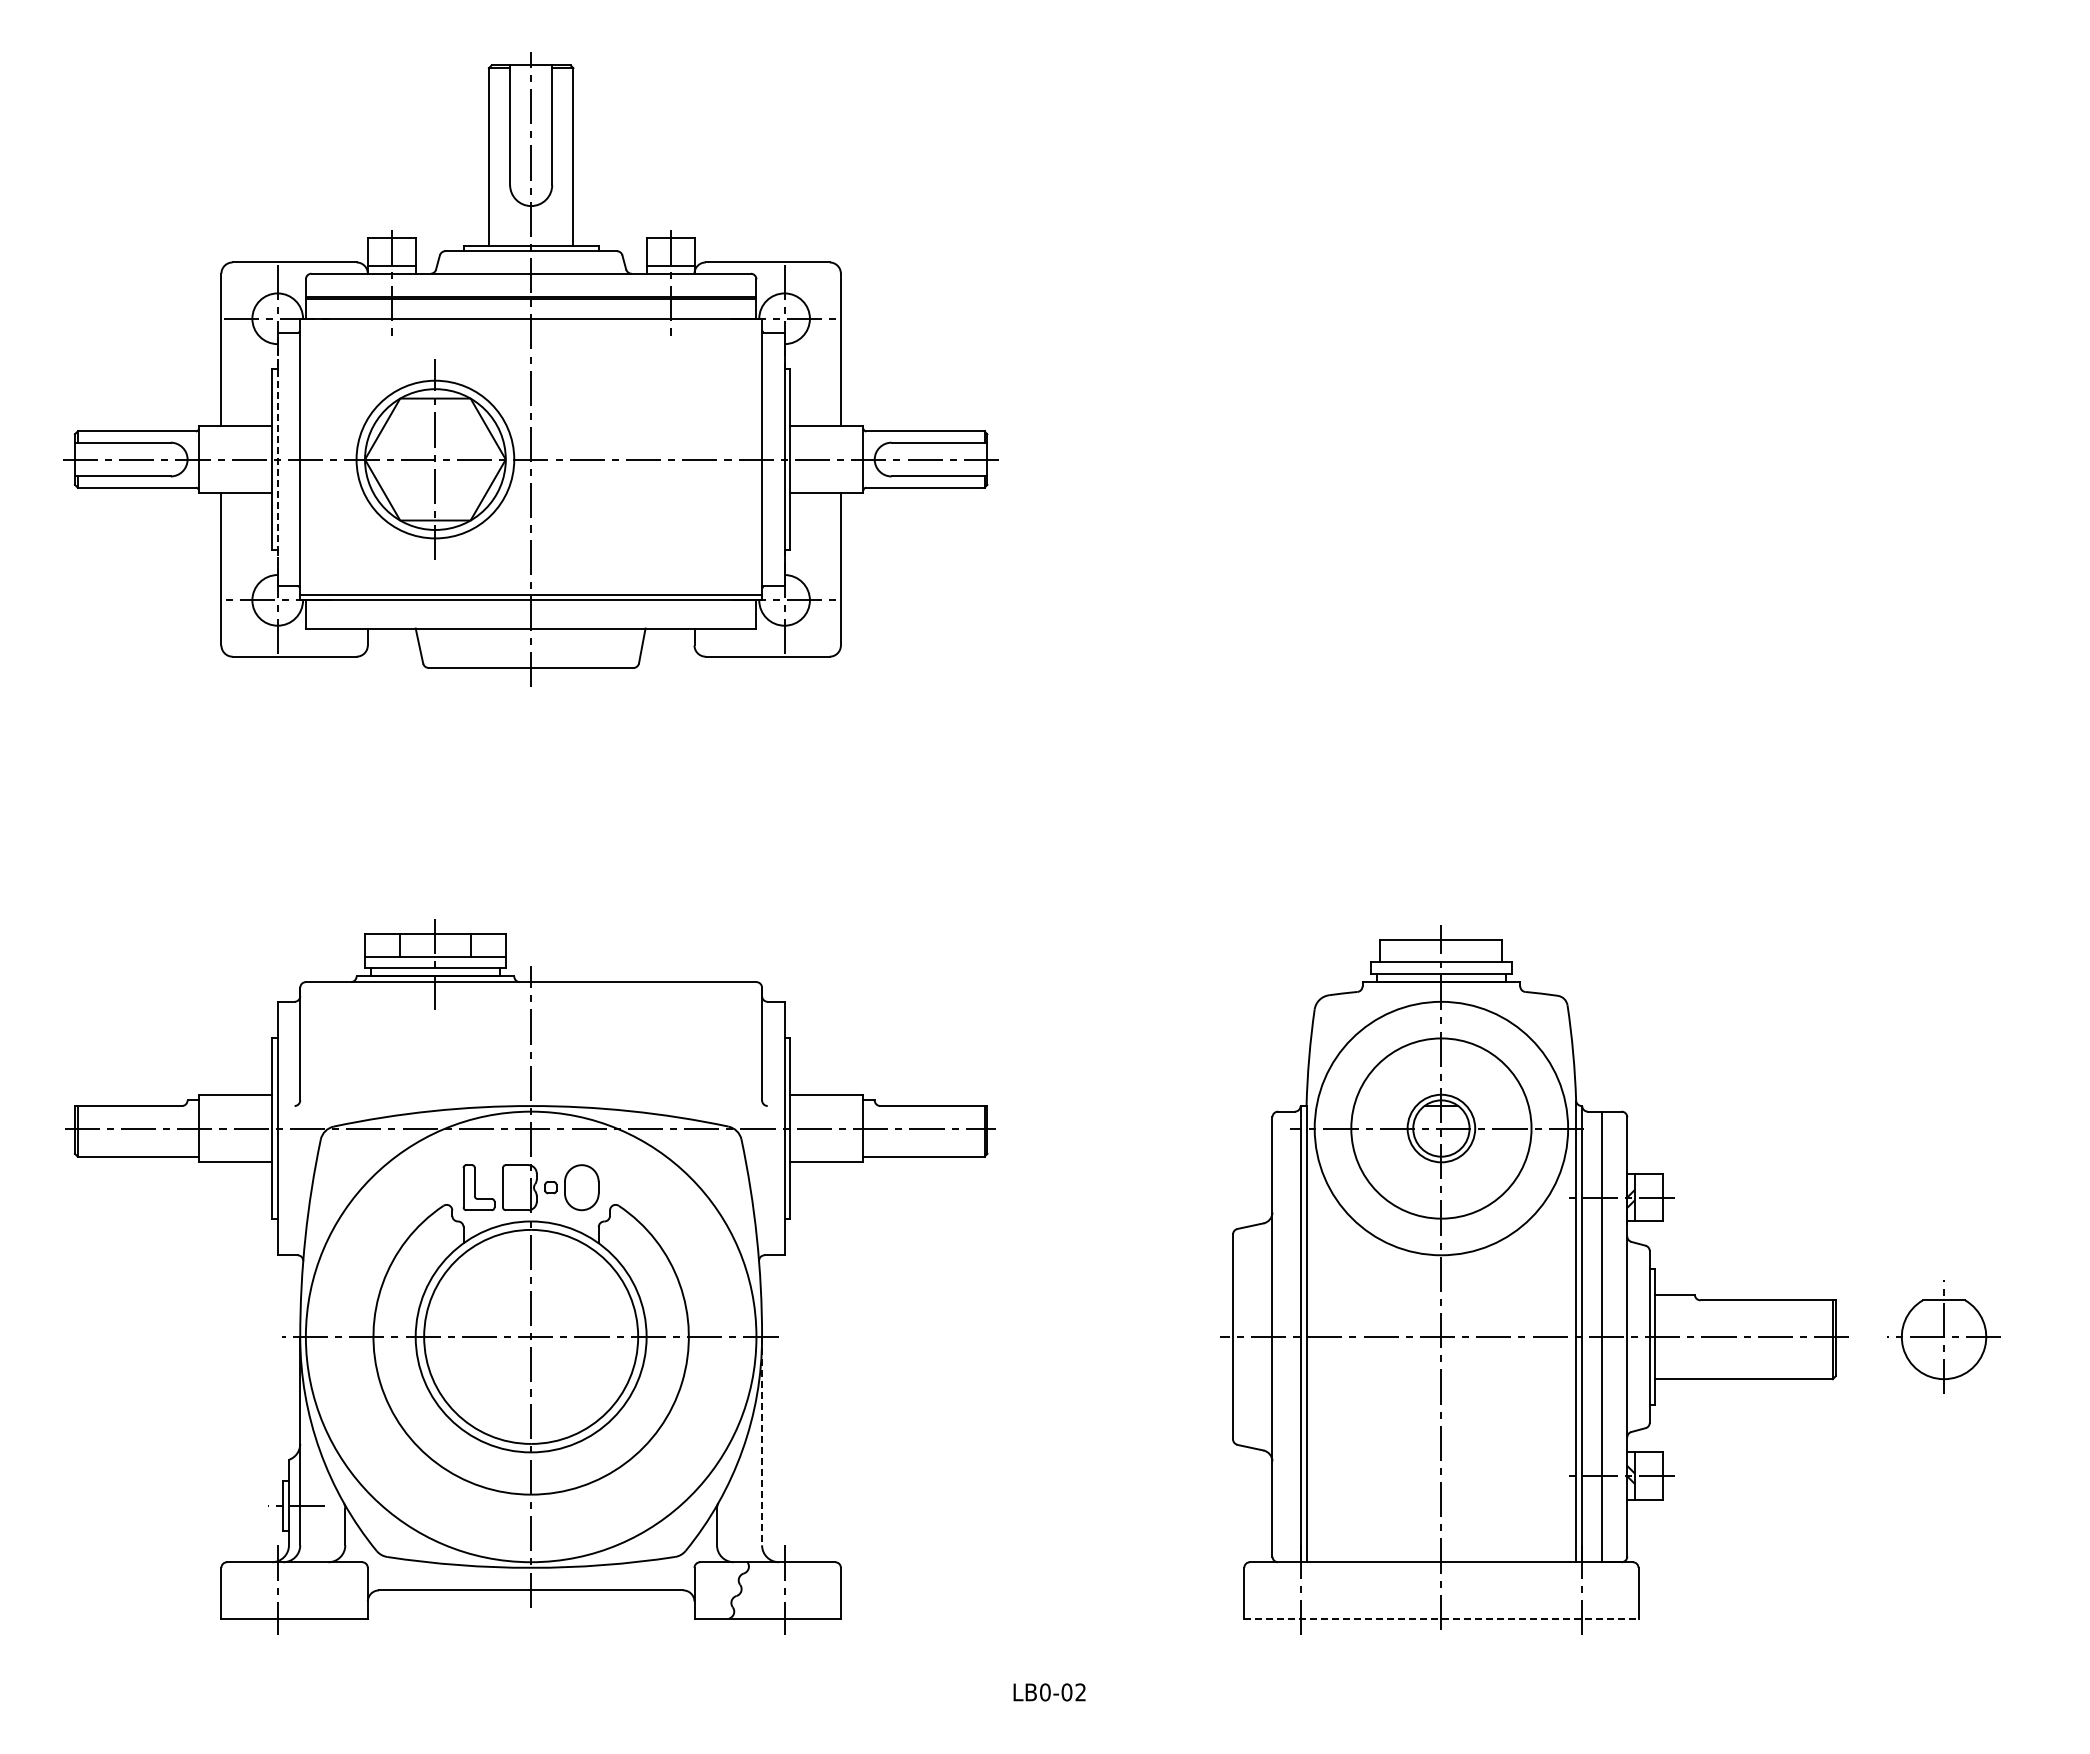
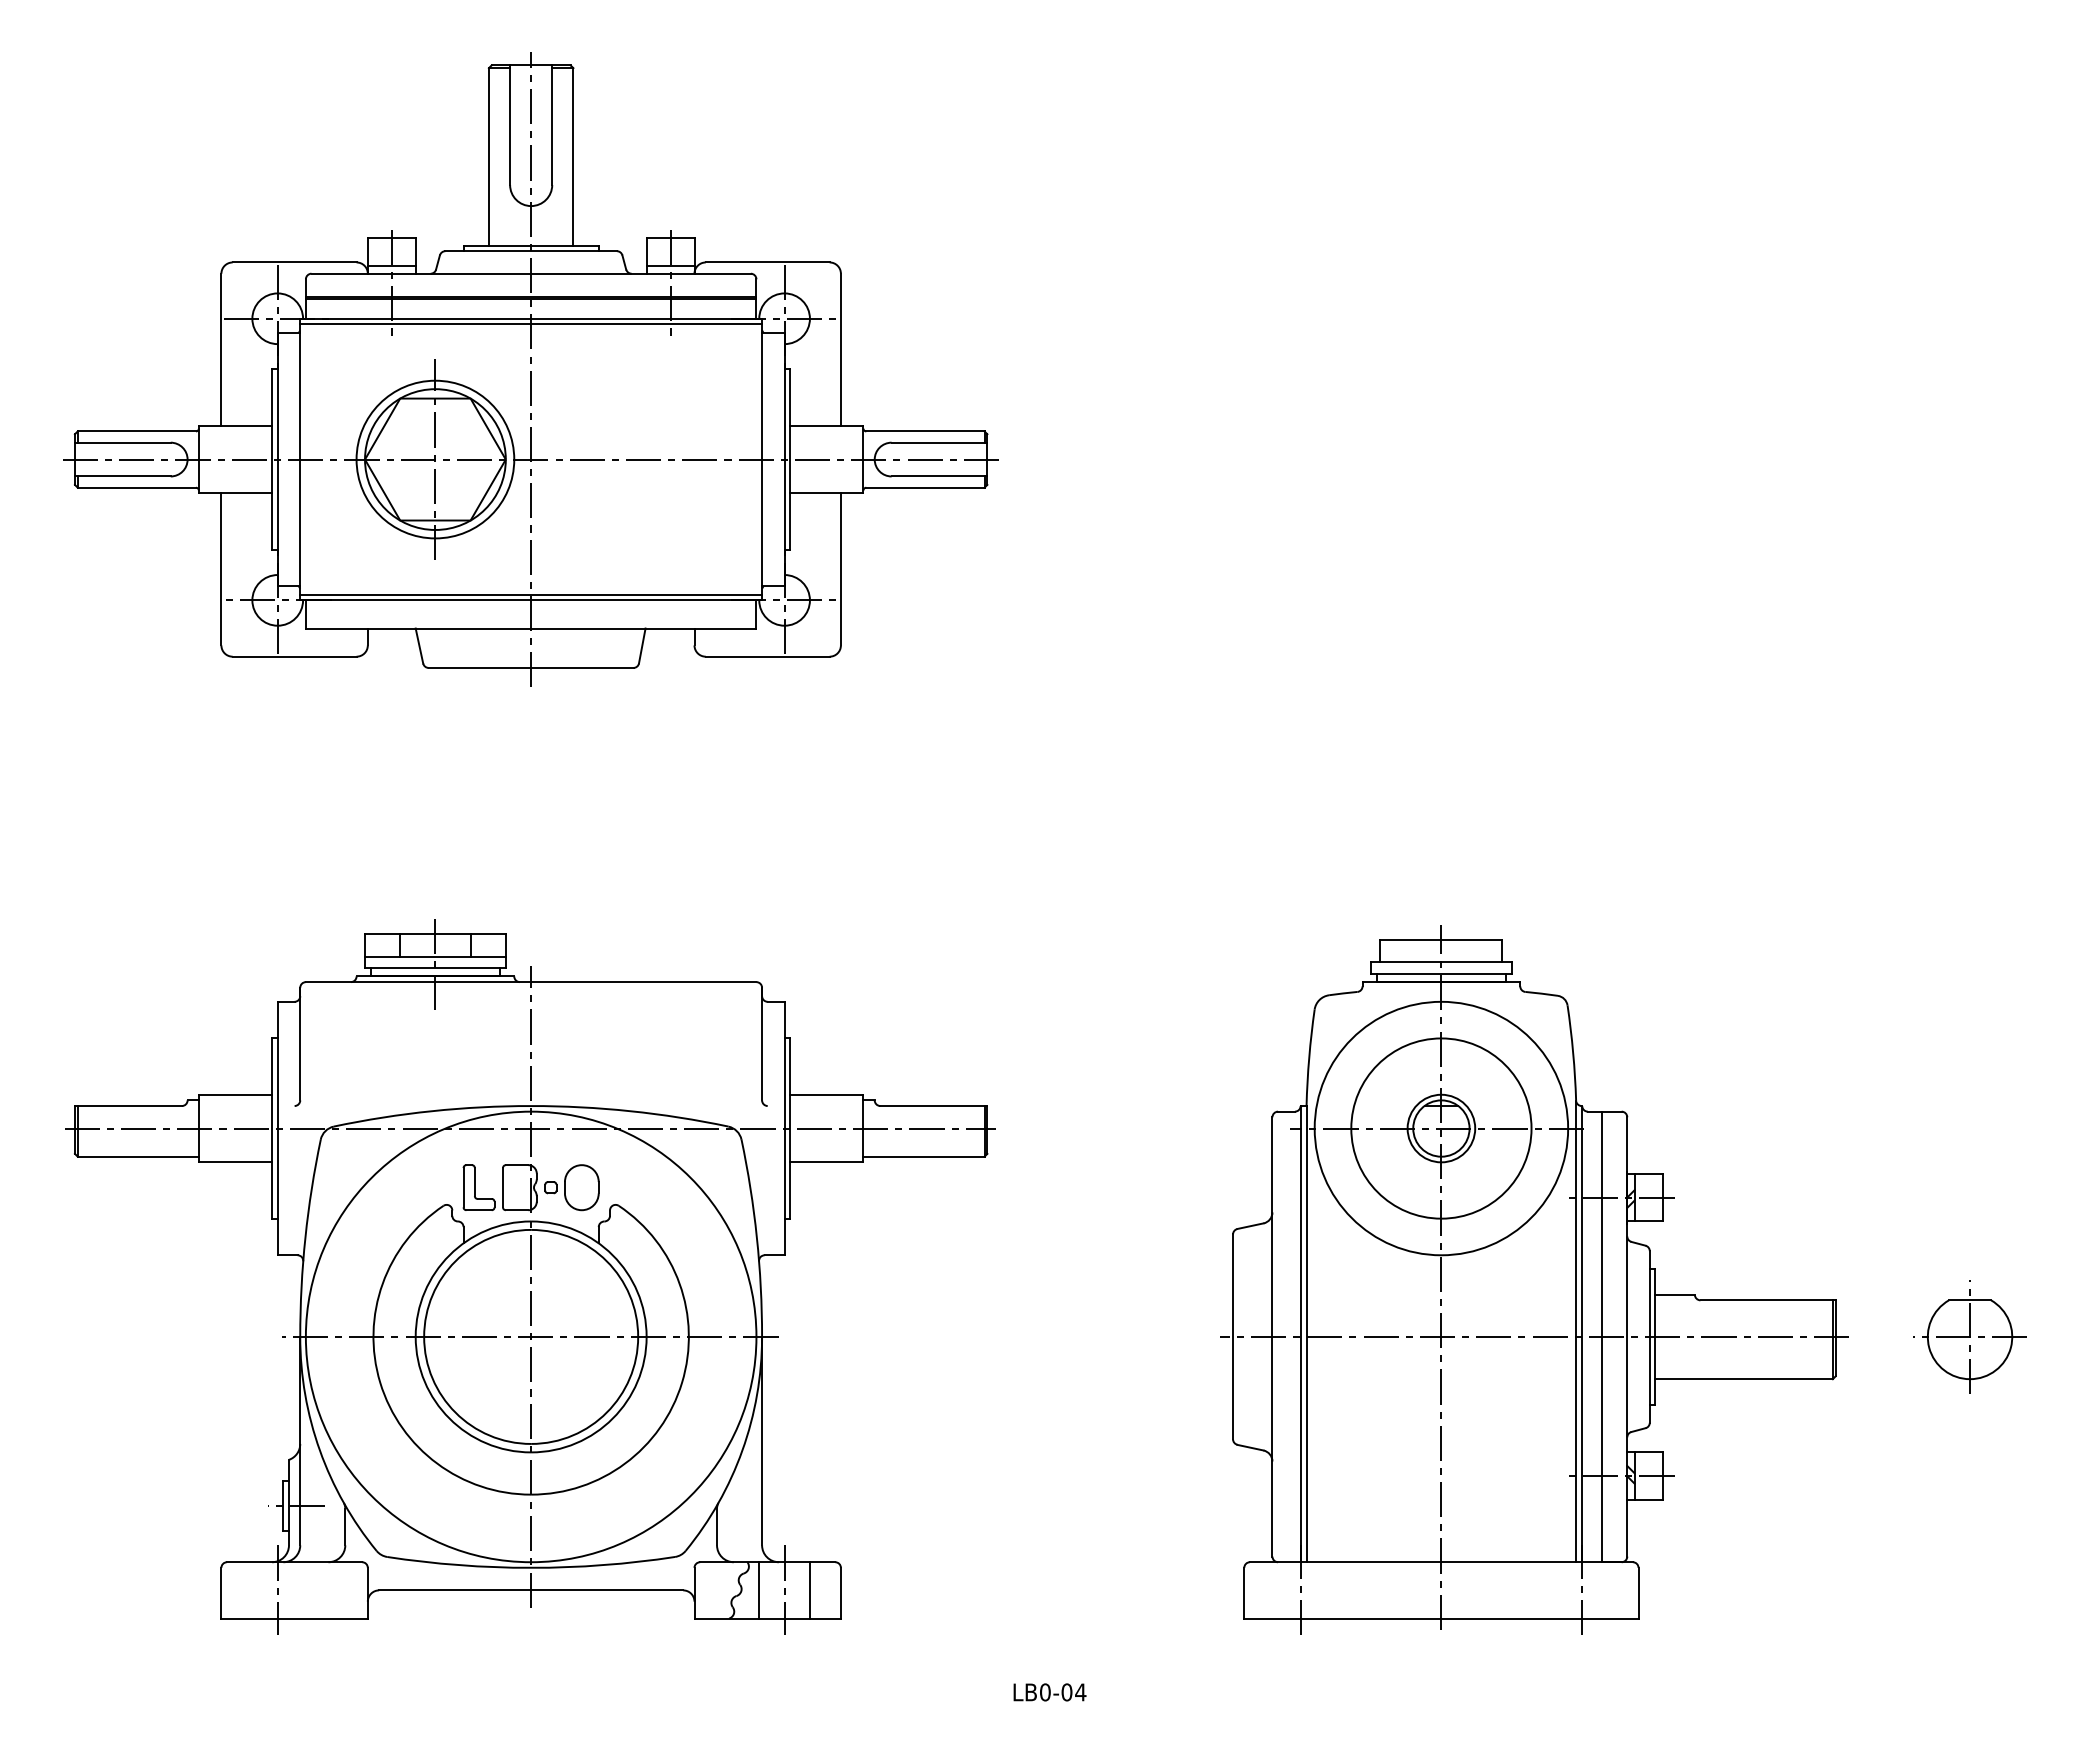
line: none -> present (531, 324)
line: dashed -> solid (277, 459)
part position: (1943, 1336) -> (1969, 1336) (1969, 1336)
line: dashed -> solid (762, 1441)
line: none -> present (759, 1590)
line: none -> present (810, 1590)
line: dashed -> solid (1441, 1618)
text: LB0-02 -> LB0-04 (1080, 1692)
